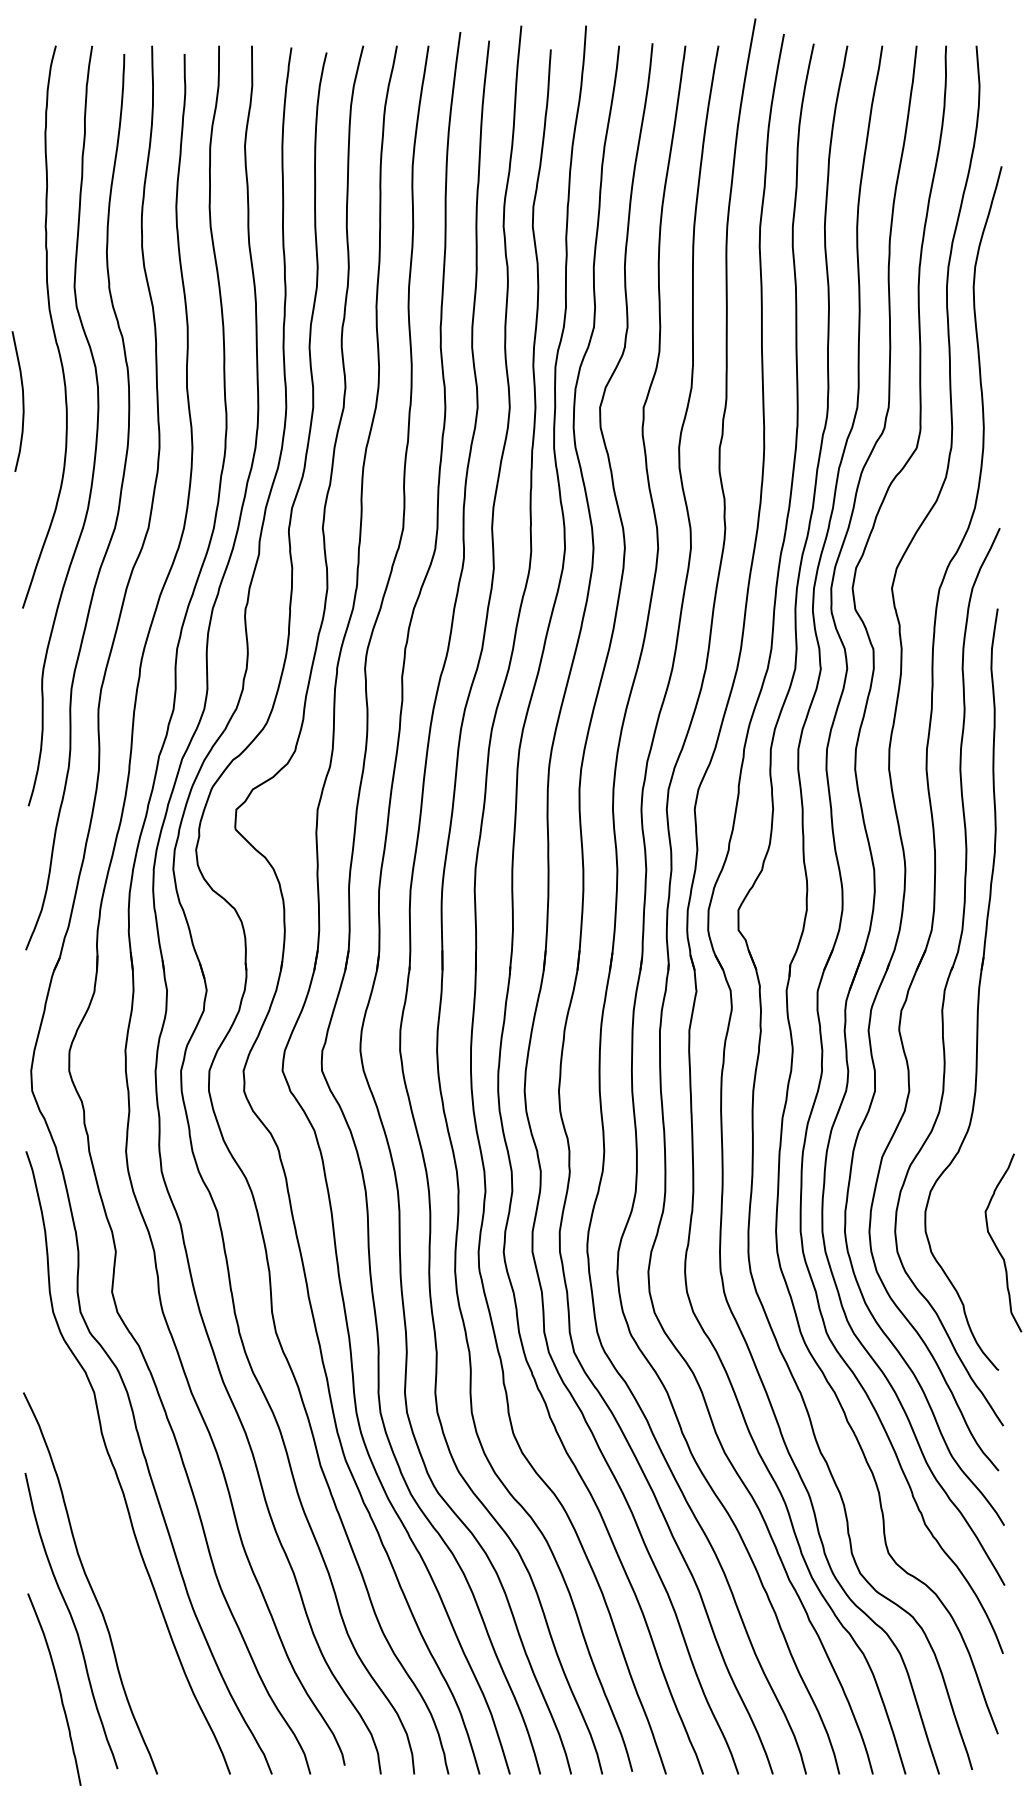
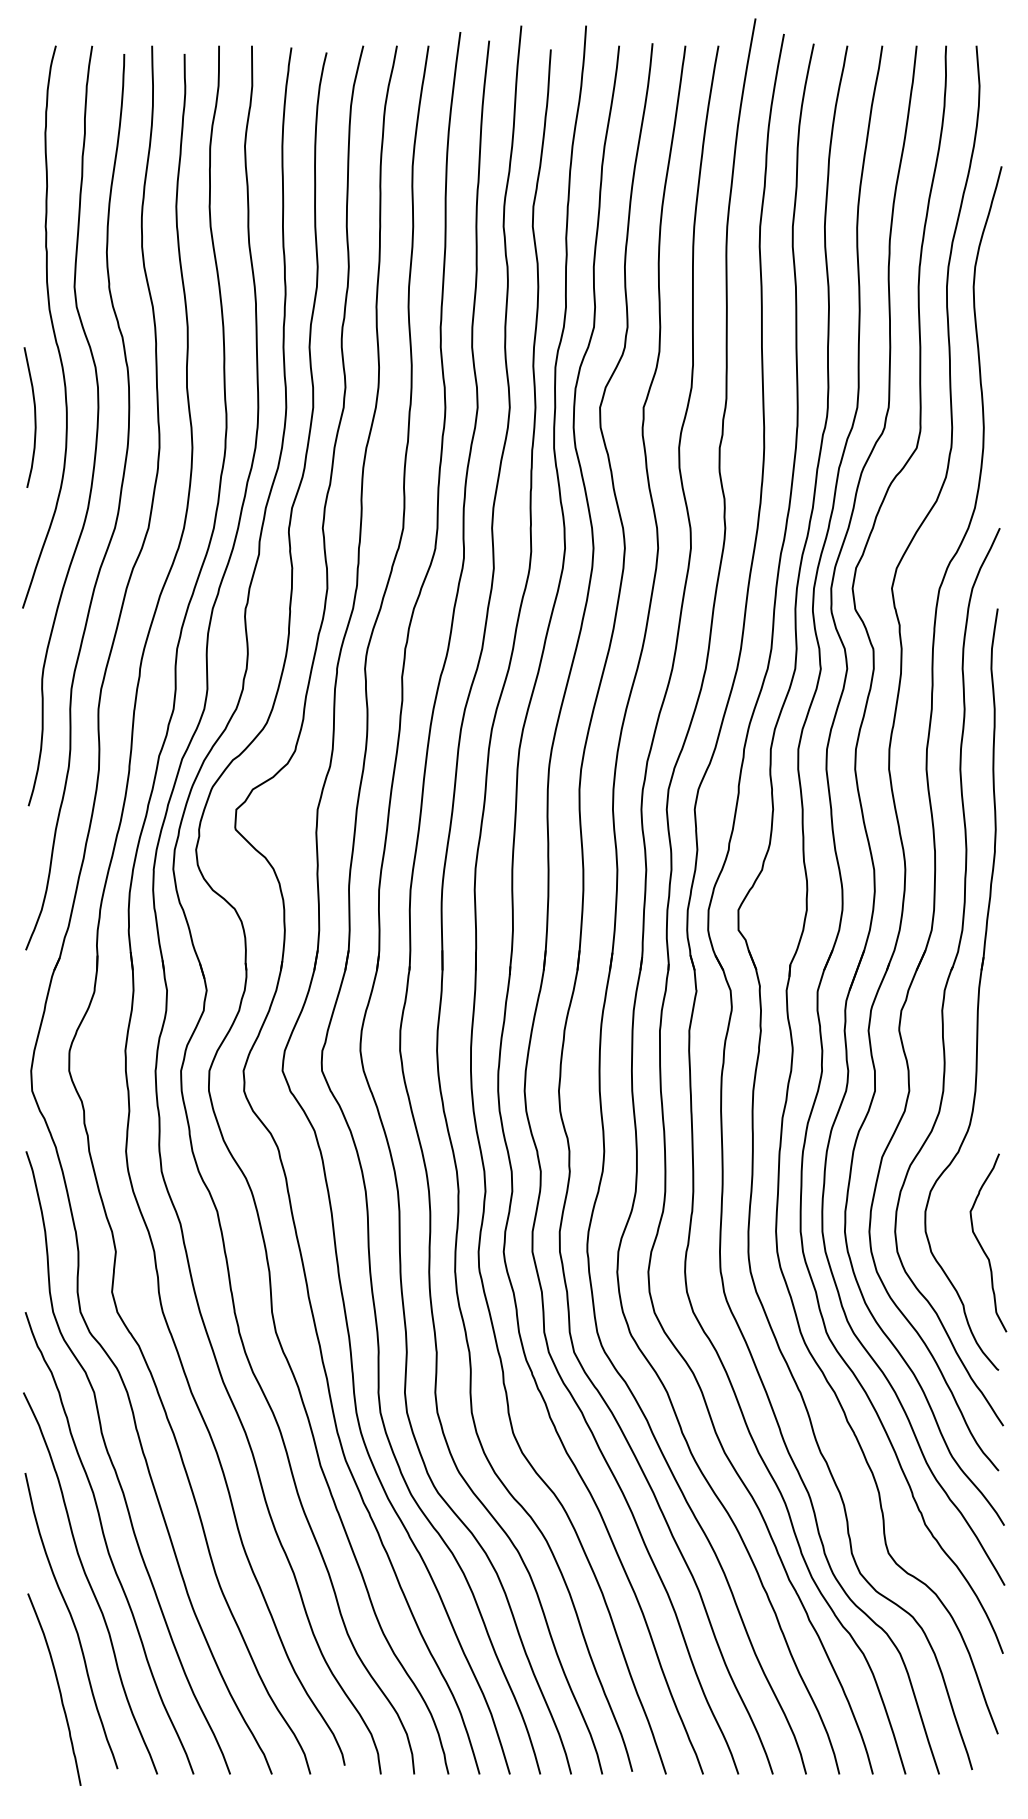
curve position: (22, 401) -> (34, 417) (34, 417)
curve position: (997, 1246) -> (982, 1246) (982, 1246)
curve: none -> present (107, 1544)
